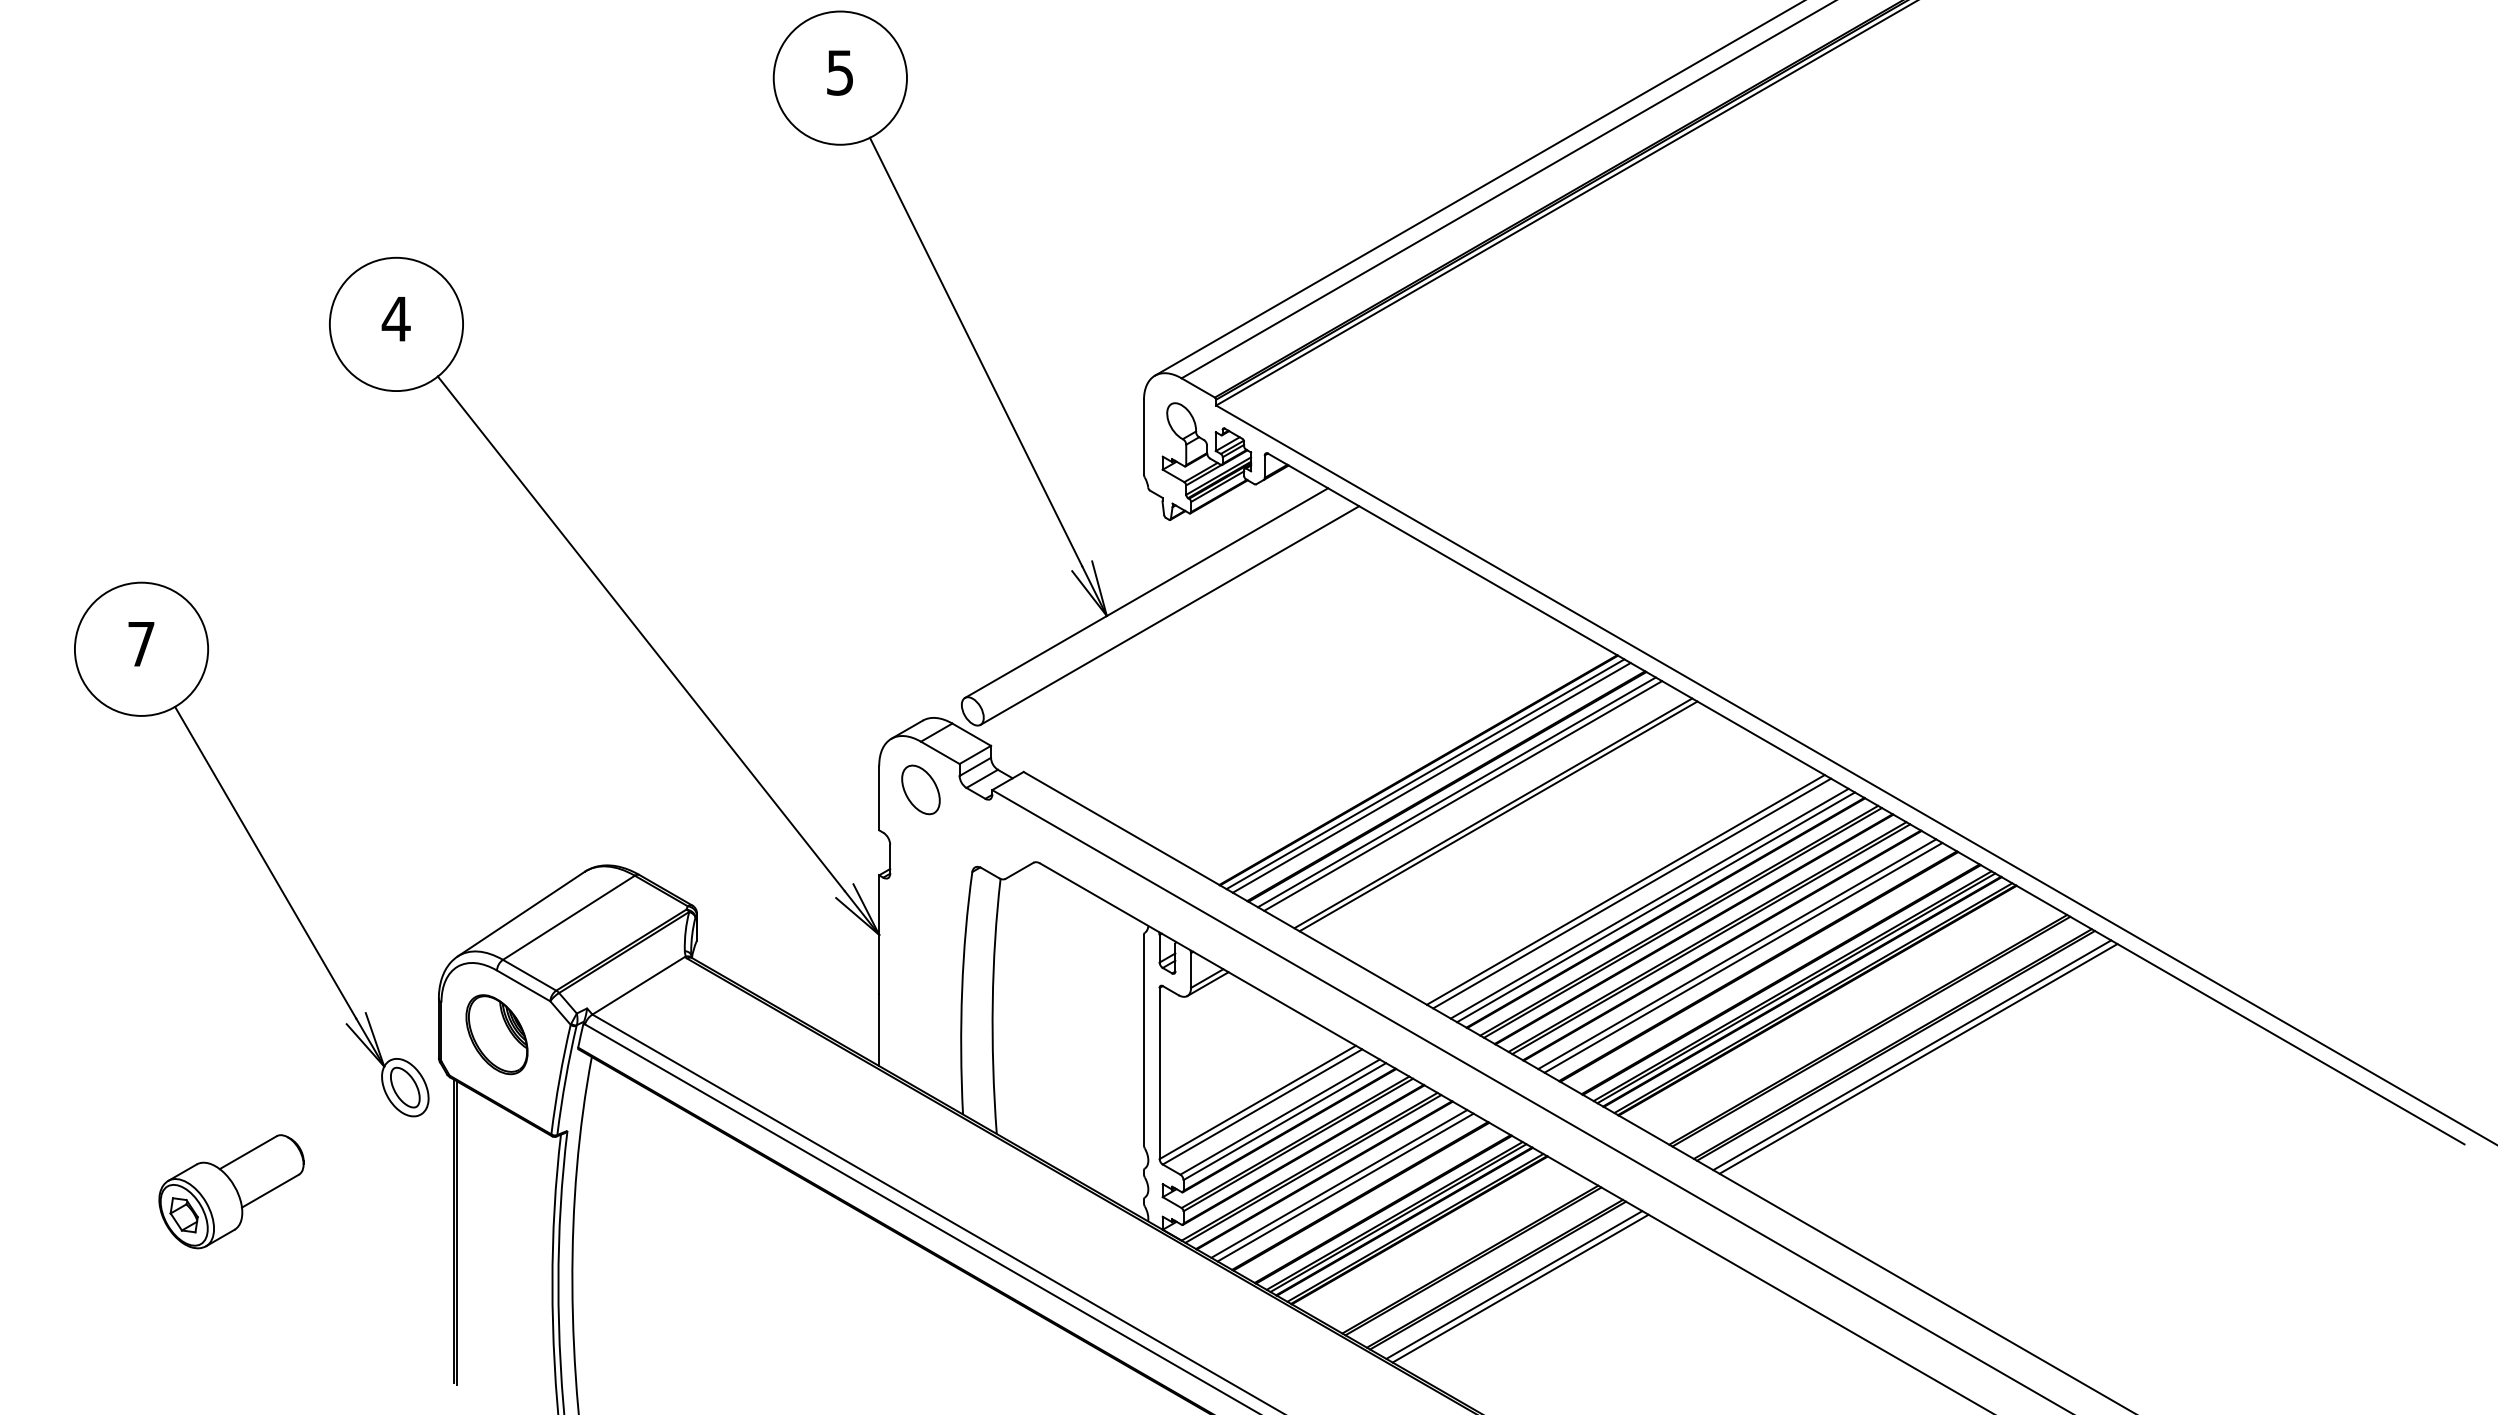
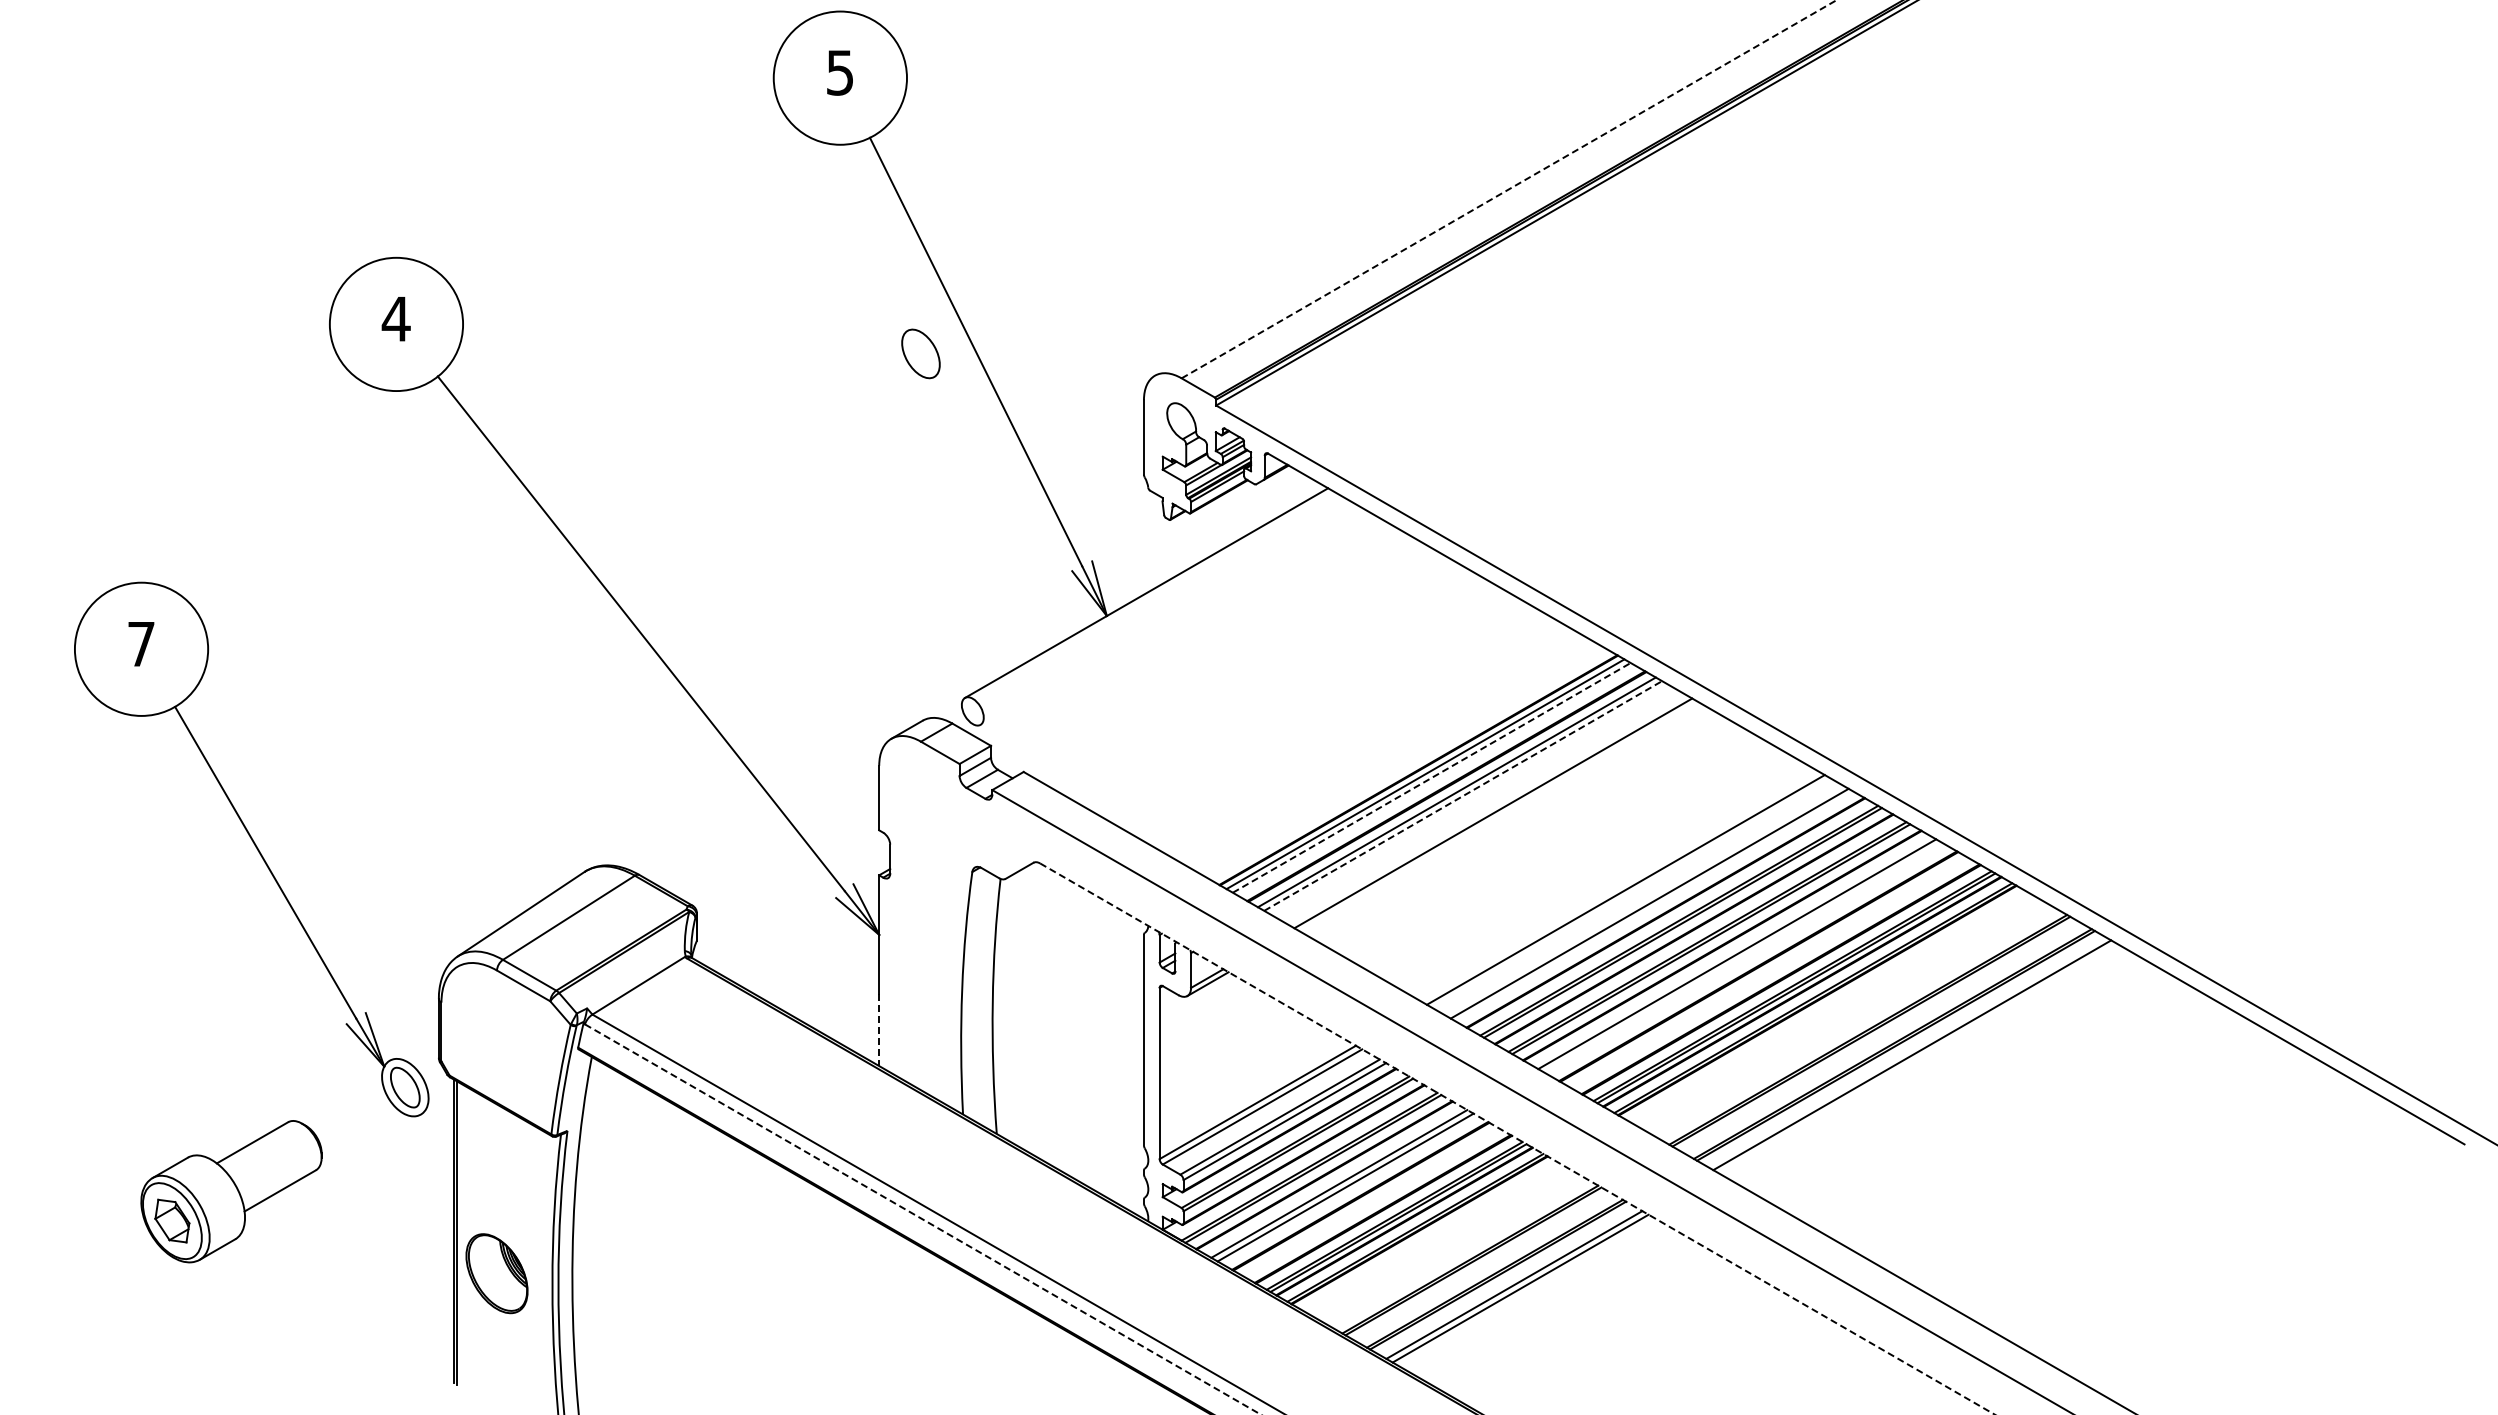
line: present -> none (1478, 188)
line: solid -> dashed (1509, 188)
line: present -> none (1169, 615)
line: solid -> dashed (1431, 777)
part position: (920, 789) -> (920, 353) (920, 353)
line: solid -> dashed (1463, 796)
line: present -> none (1498, 816)
line: present -> none (1632, 893)
line: present -> none (1655, 907)
line: present -> none (1743, 957)
line: solid -> dashed (879, 1030)
part position: (496, 1034) -> (496, 1273) (496, 1273)
line: present -> none (1918, 1058)
line: solid -> dashed (1518, 1139)
part size: 147x116 px -> 183x144 px (231, 1191)
line: solid -> dashed (923, 1219)
